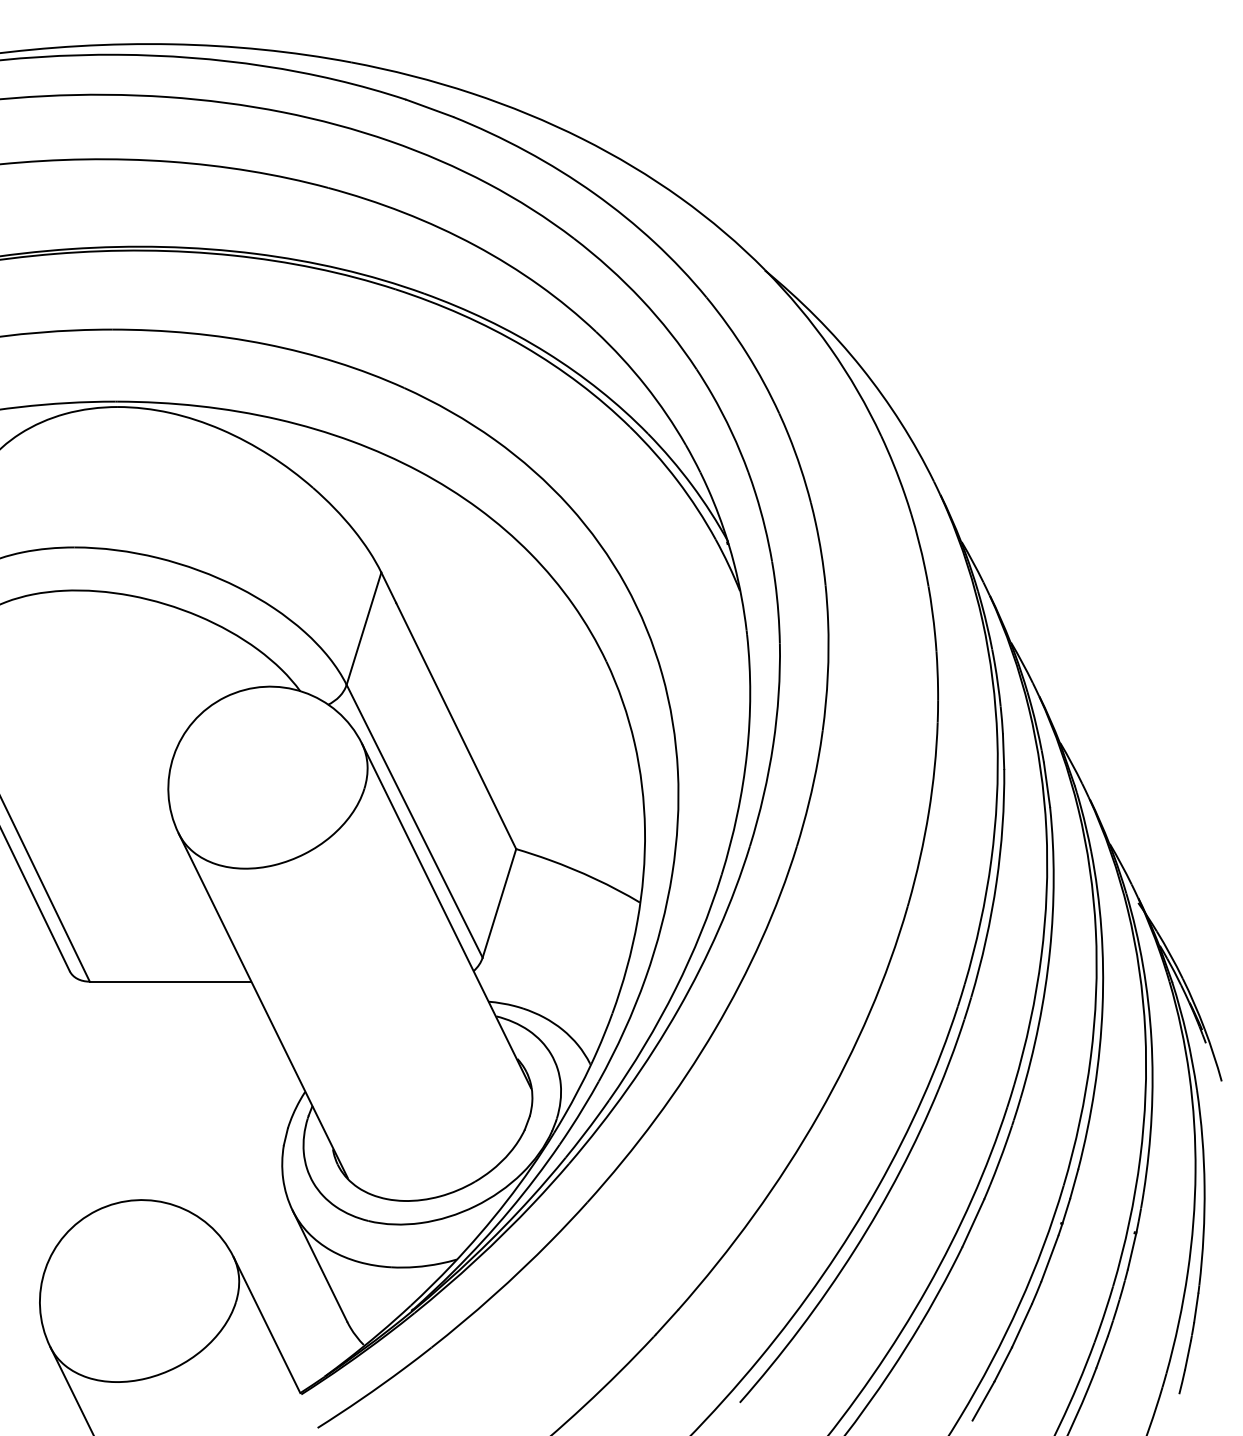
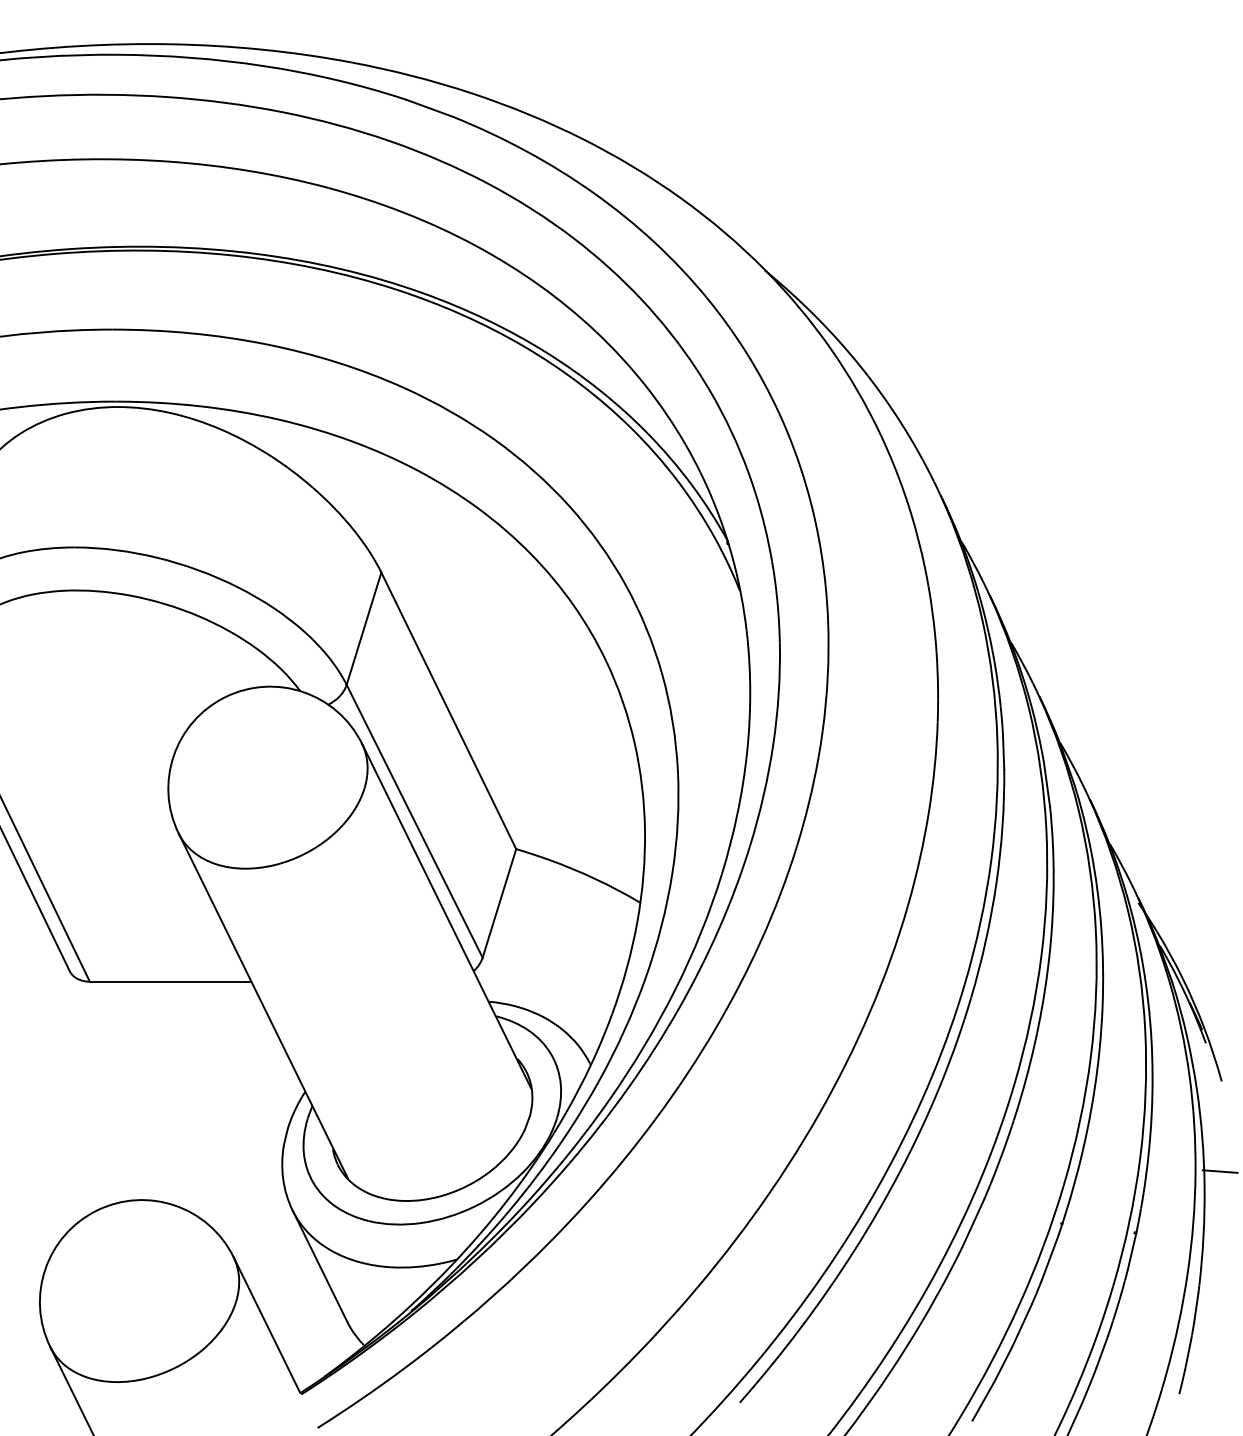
line: none -> present (1219, 1171)
